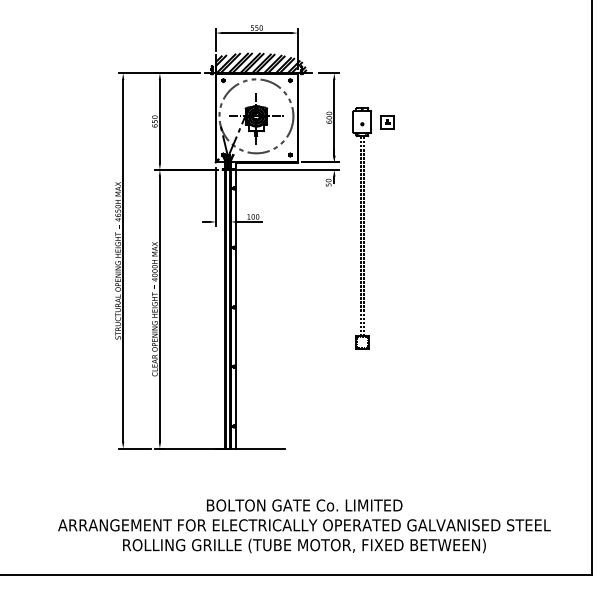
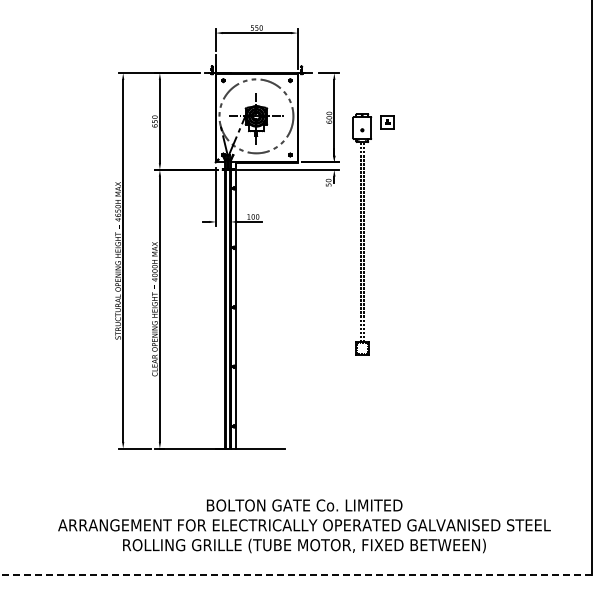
hatch: present -> none (260, 63)
part position: (362, 228) -> (362, 234) (362, 234)
line: solid -> dashed (295, 574)
